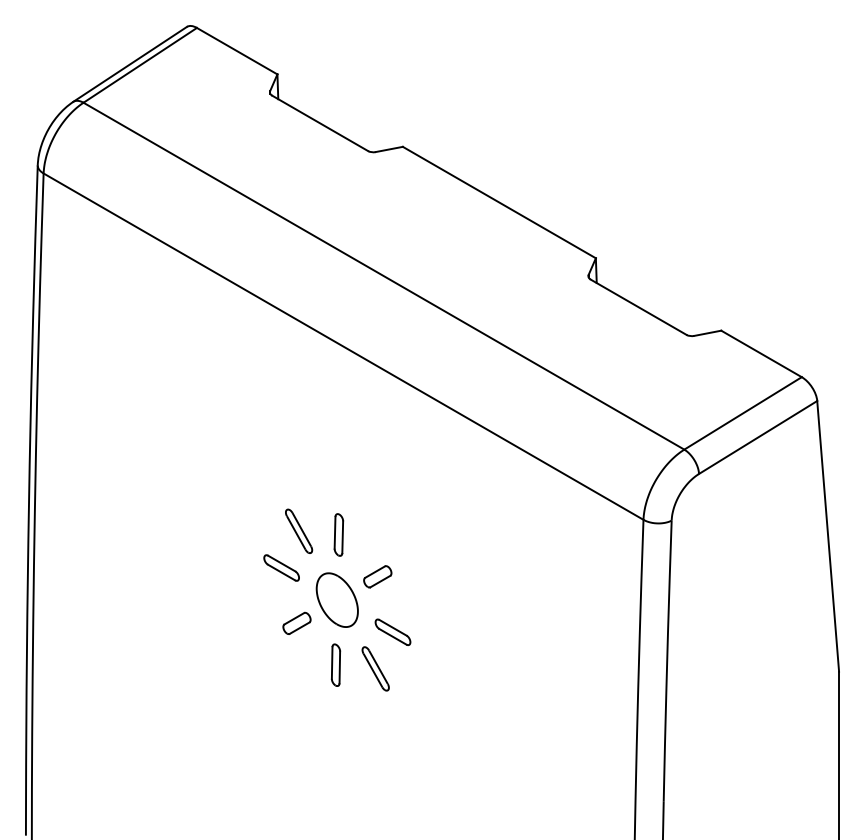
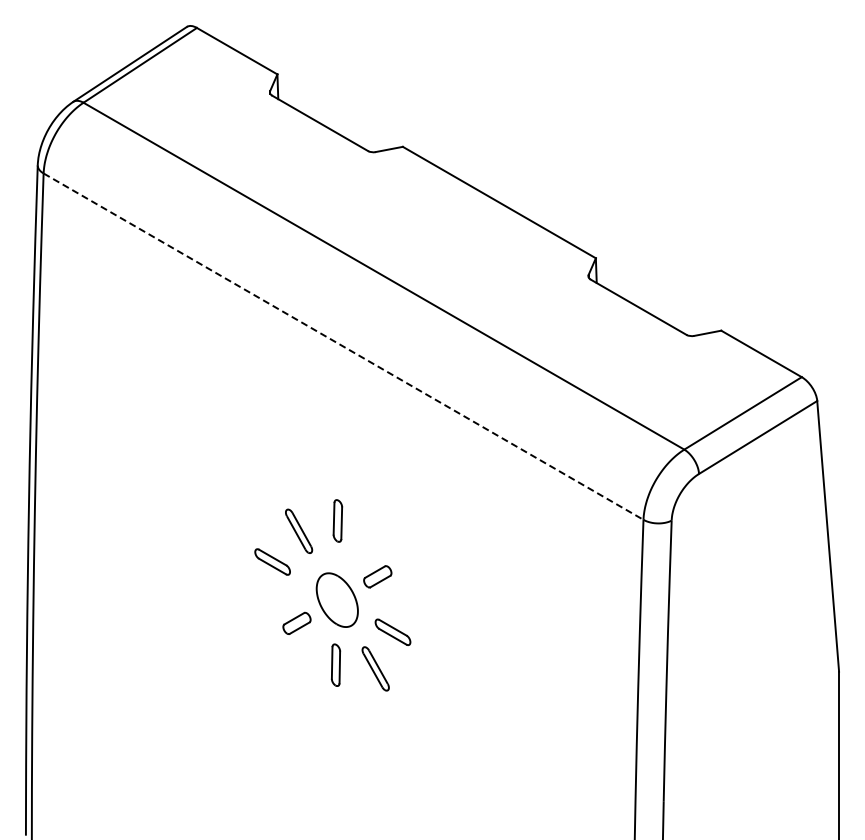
line: solid -> dashed (343, 346)
part position: (338, 534) -> (337, 520) (337, 520)
part position: (281, 567) -> (272, 561) (272, 561)
